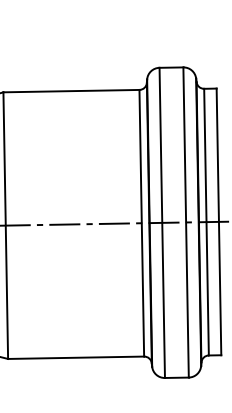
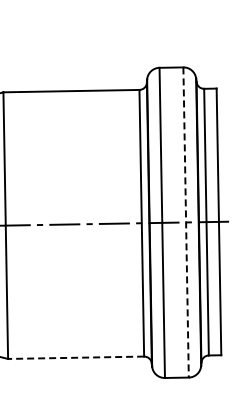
line: solid -> dashed (186, 223)
line: solid -> dashed (75, 357)
